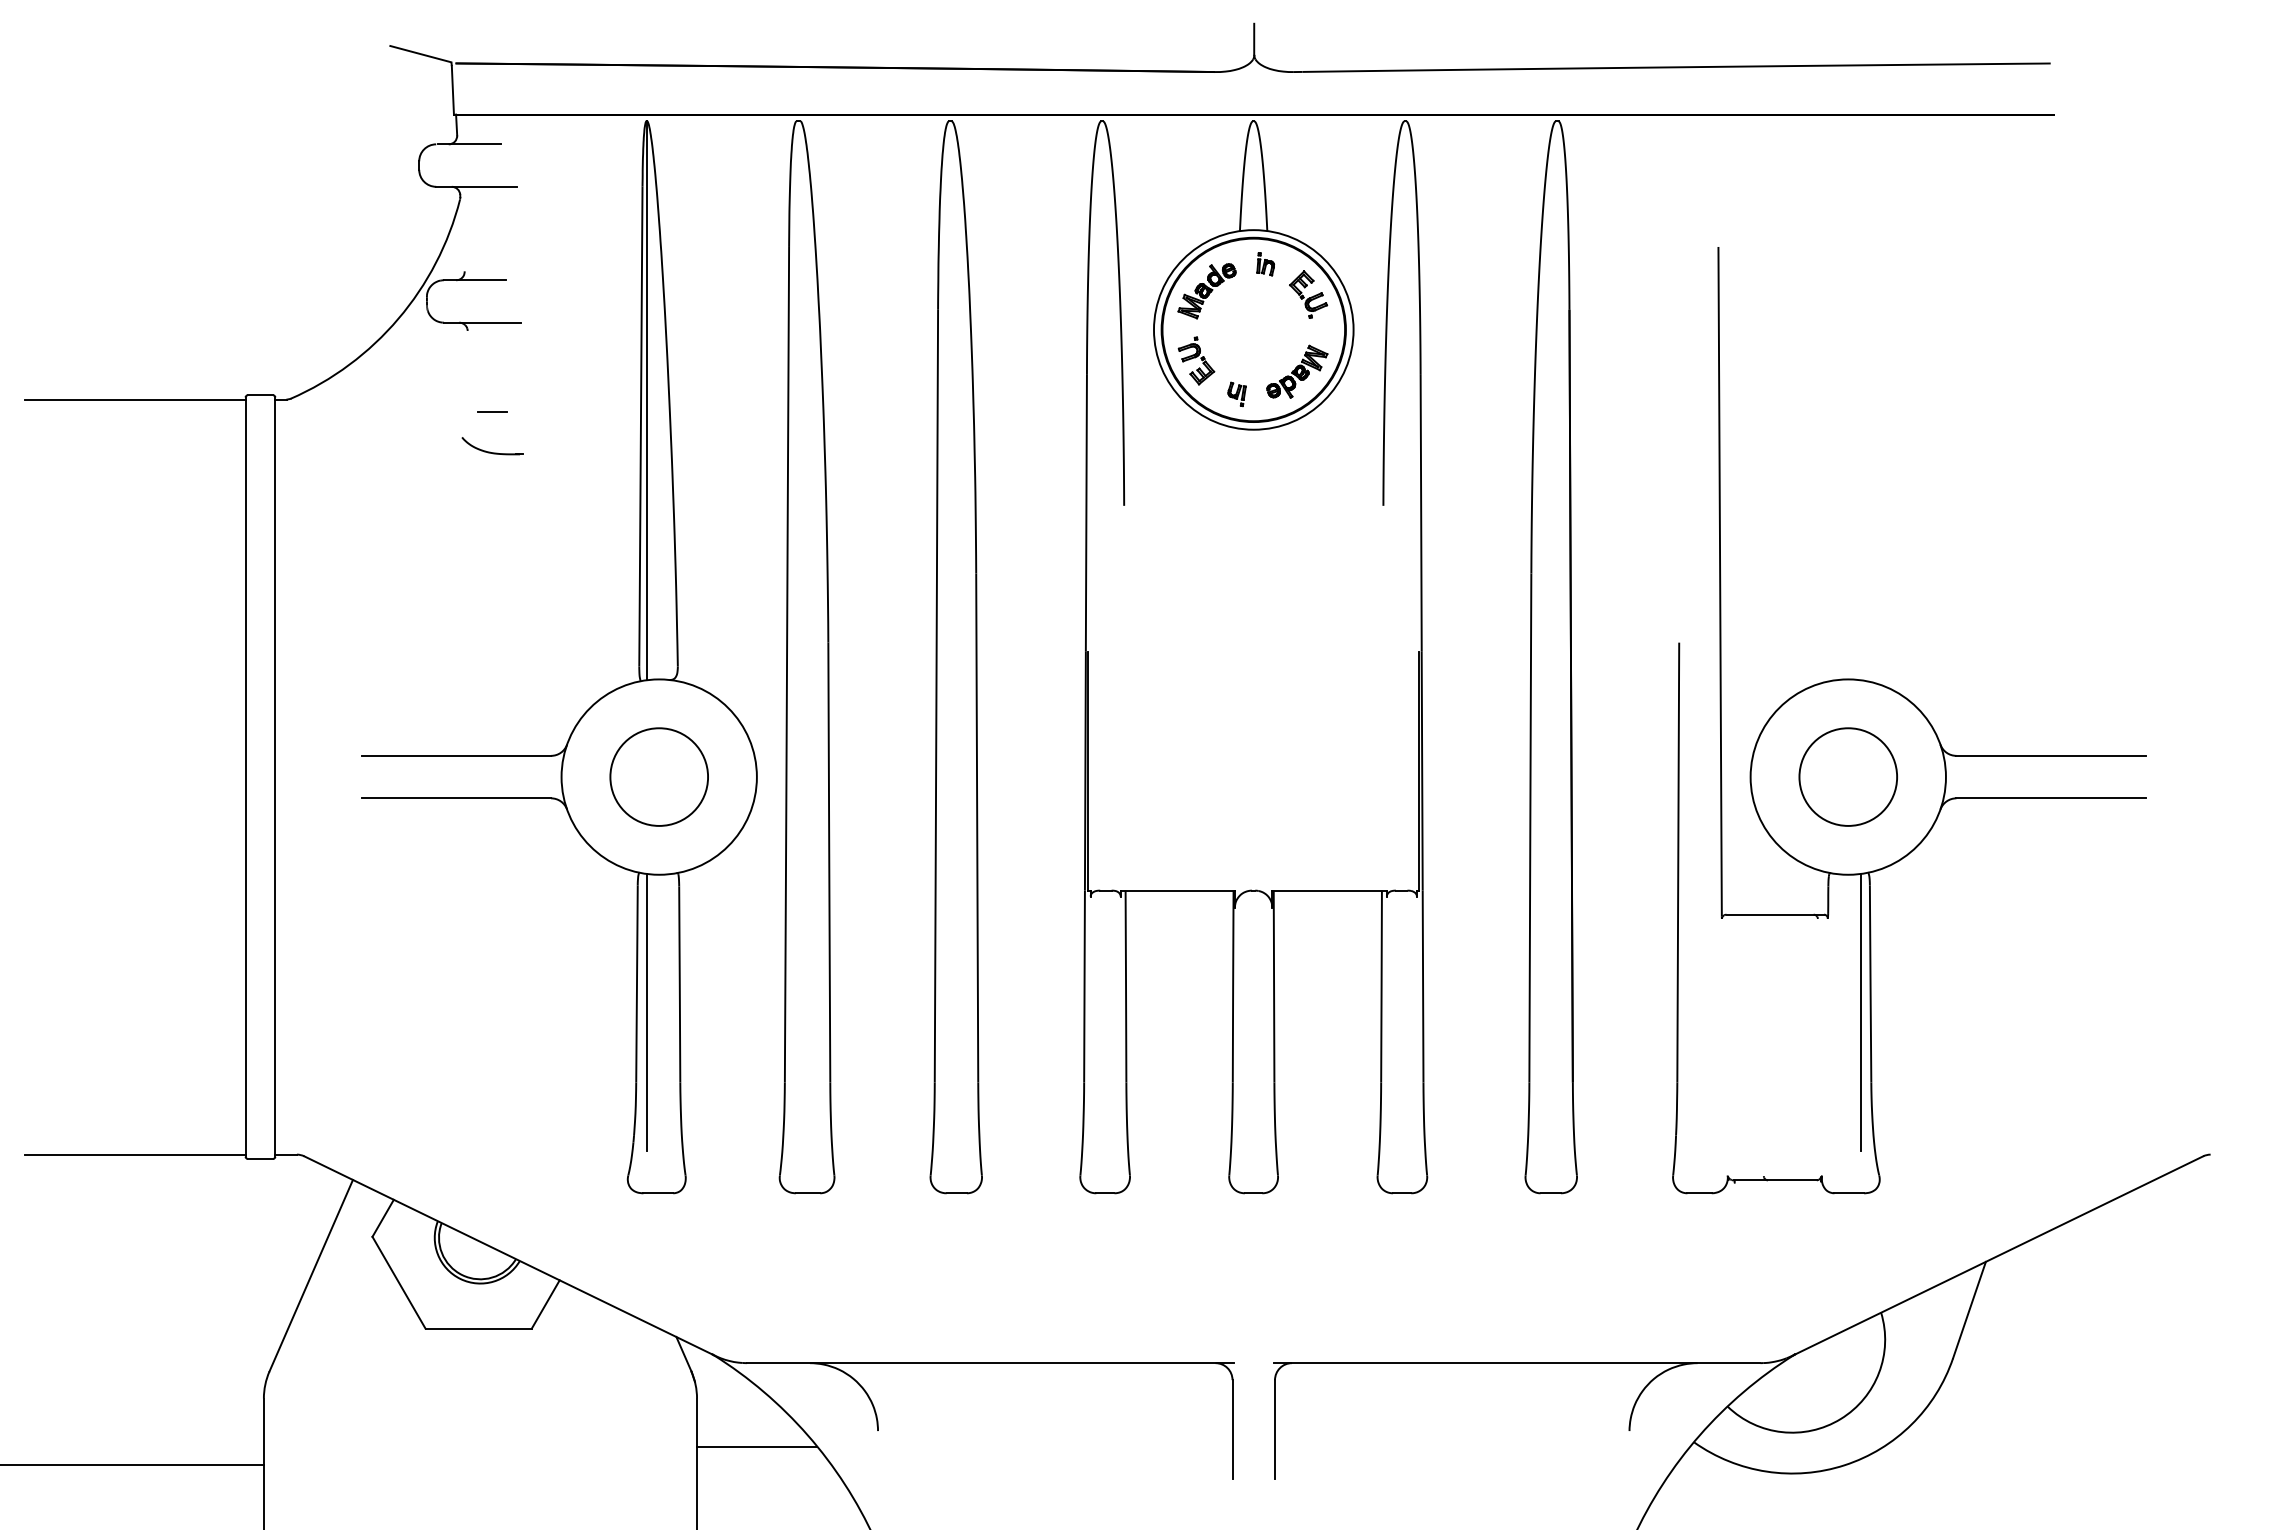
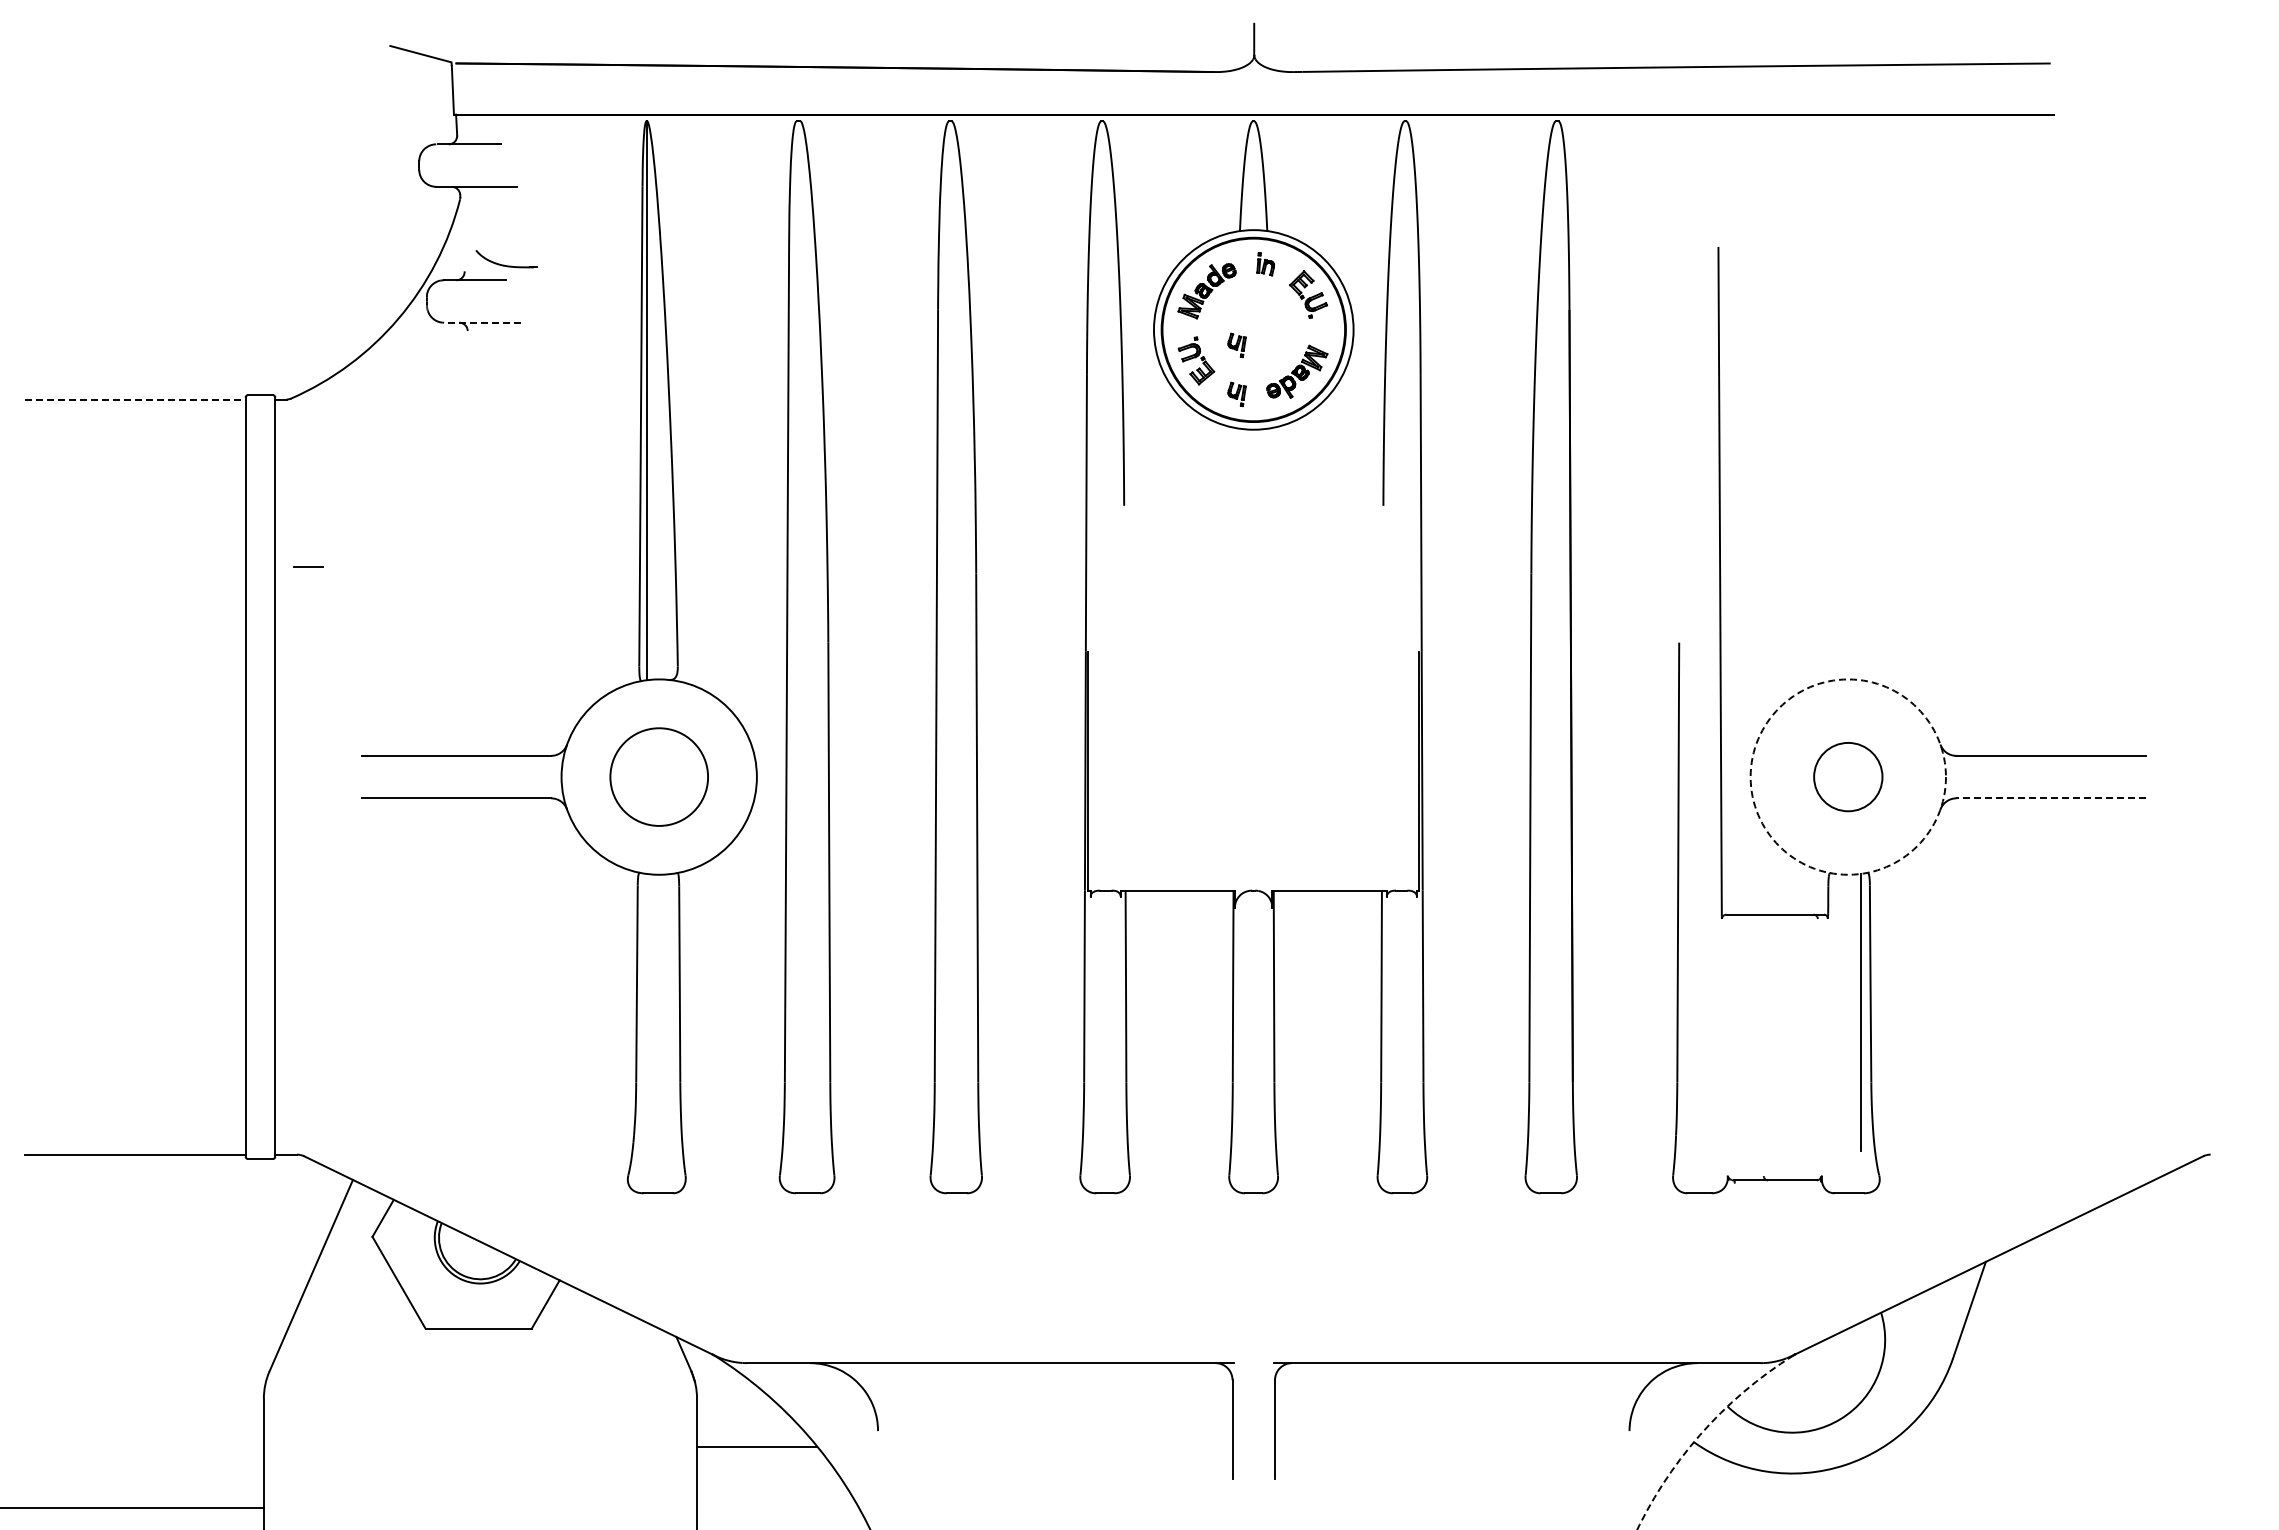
line: solid -> dashed (482, 322)
part: none -> present (1236, 345)
line: solid -> dashed (135, 399)
line position: (492, 411) -> (308, 566) (308, 566)
part position: (492, 446) -> (506, 259) (506, 259)
circle: solid -> dashed (1847, 776)
circle diameter: 98 px -> 68 px (1848, 776)
line: solid -> dashed (2051, 798)
line: present -> none (646, 1012)
arc: solid -> dashed (1703, 1431)
line position: (132, 1465) -> (132, 1508) (132, 1508)
